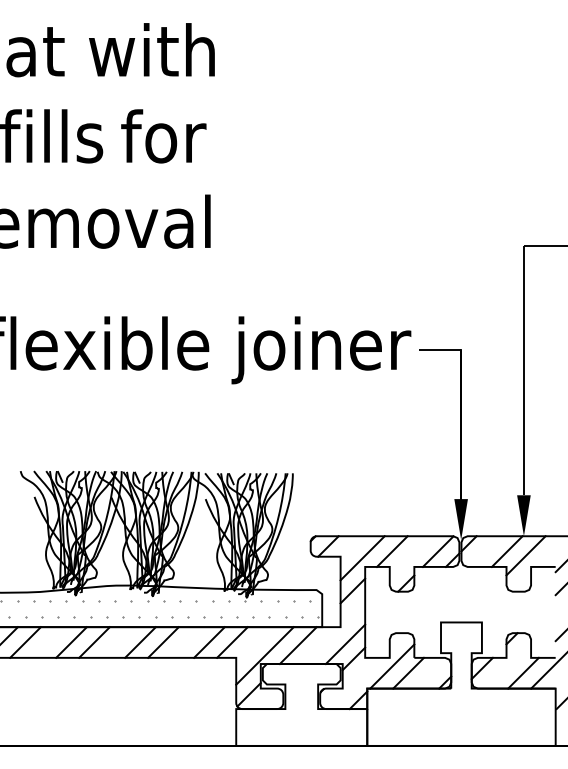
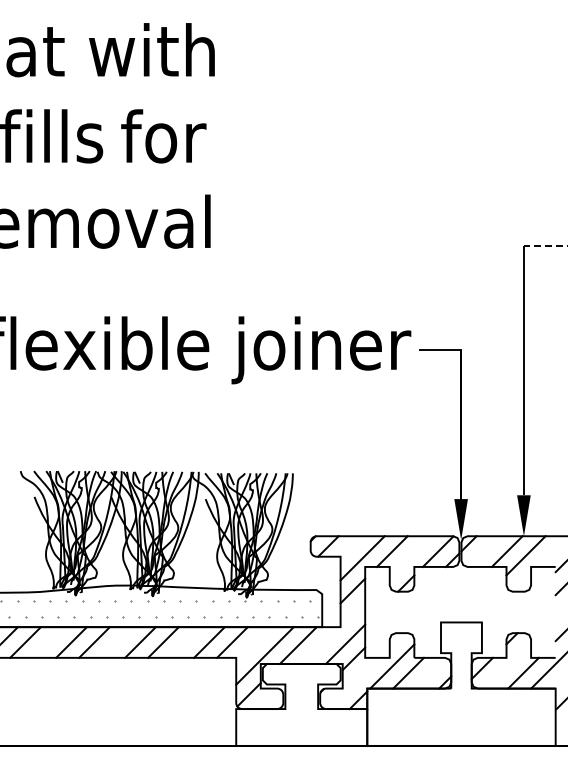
line: solid -> dashed (545, 245)
